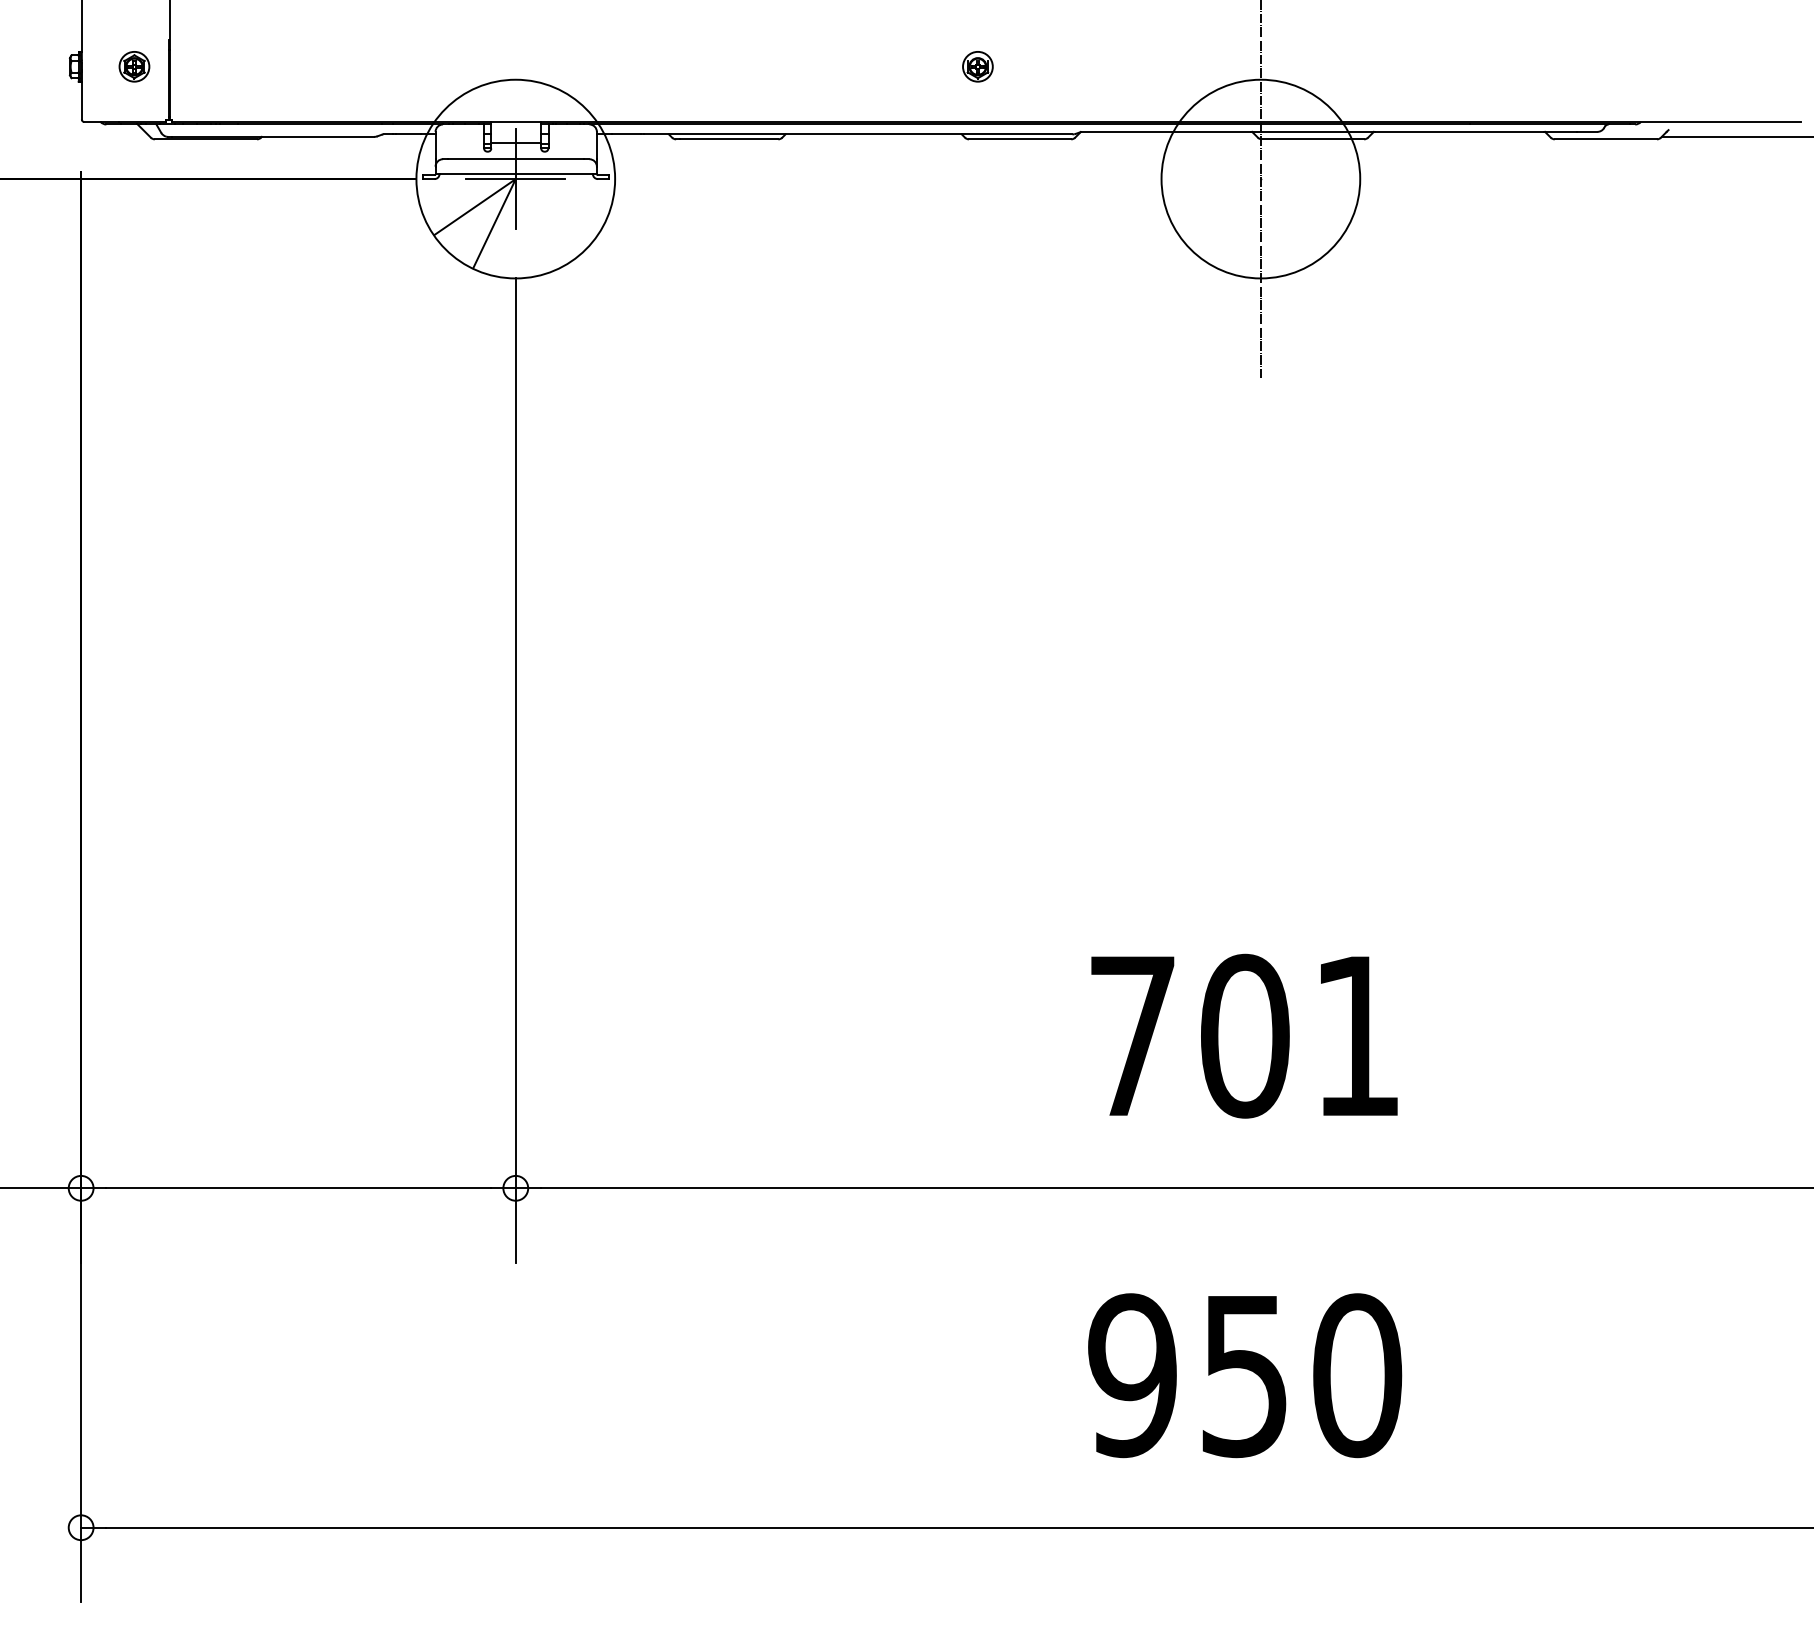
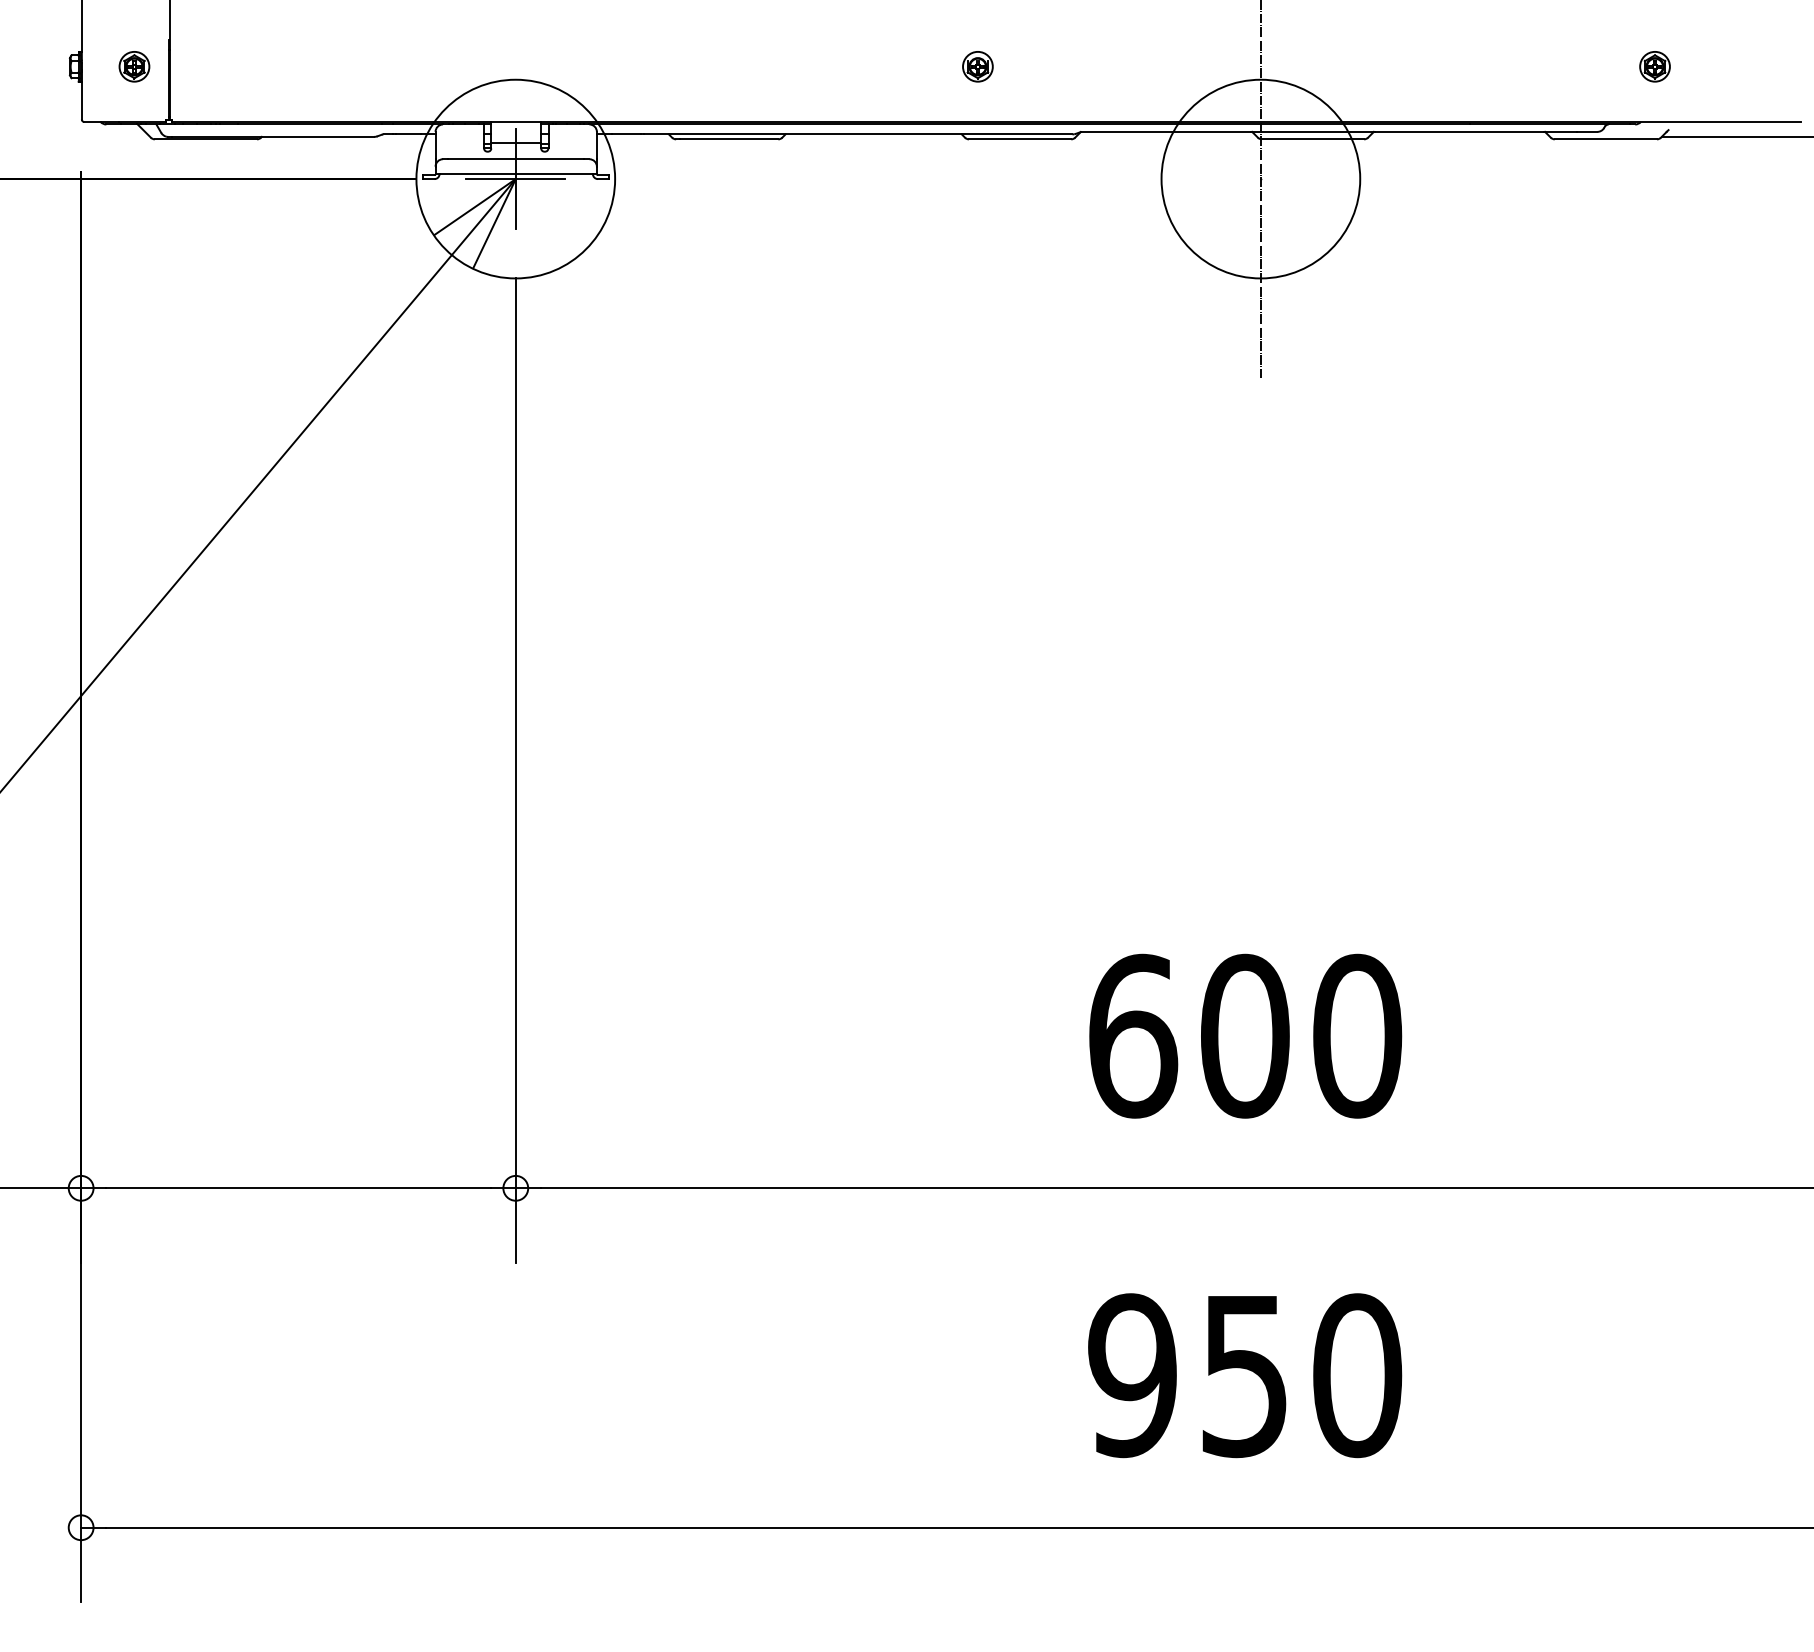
part: none -> present (1654, 66)
line: none -> present (258, 484)
text: 701 -> 600 (1245, 1035)
